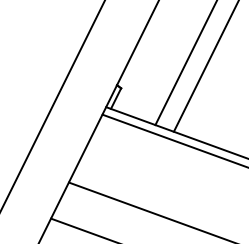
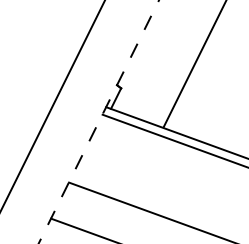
line: present -> none (185, 63)
line position: (205, 66) -> (194, 64) (194, 64)
line: solid -> dashed (99, 121)
